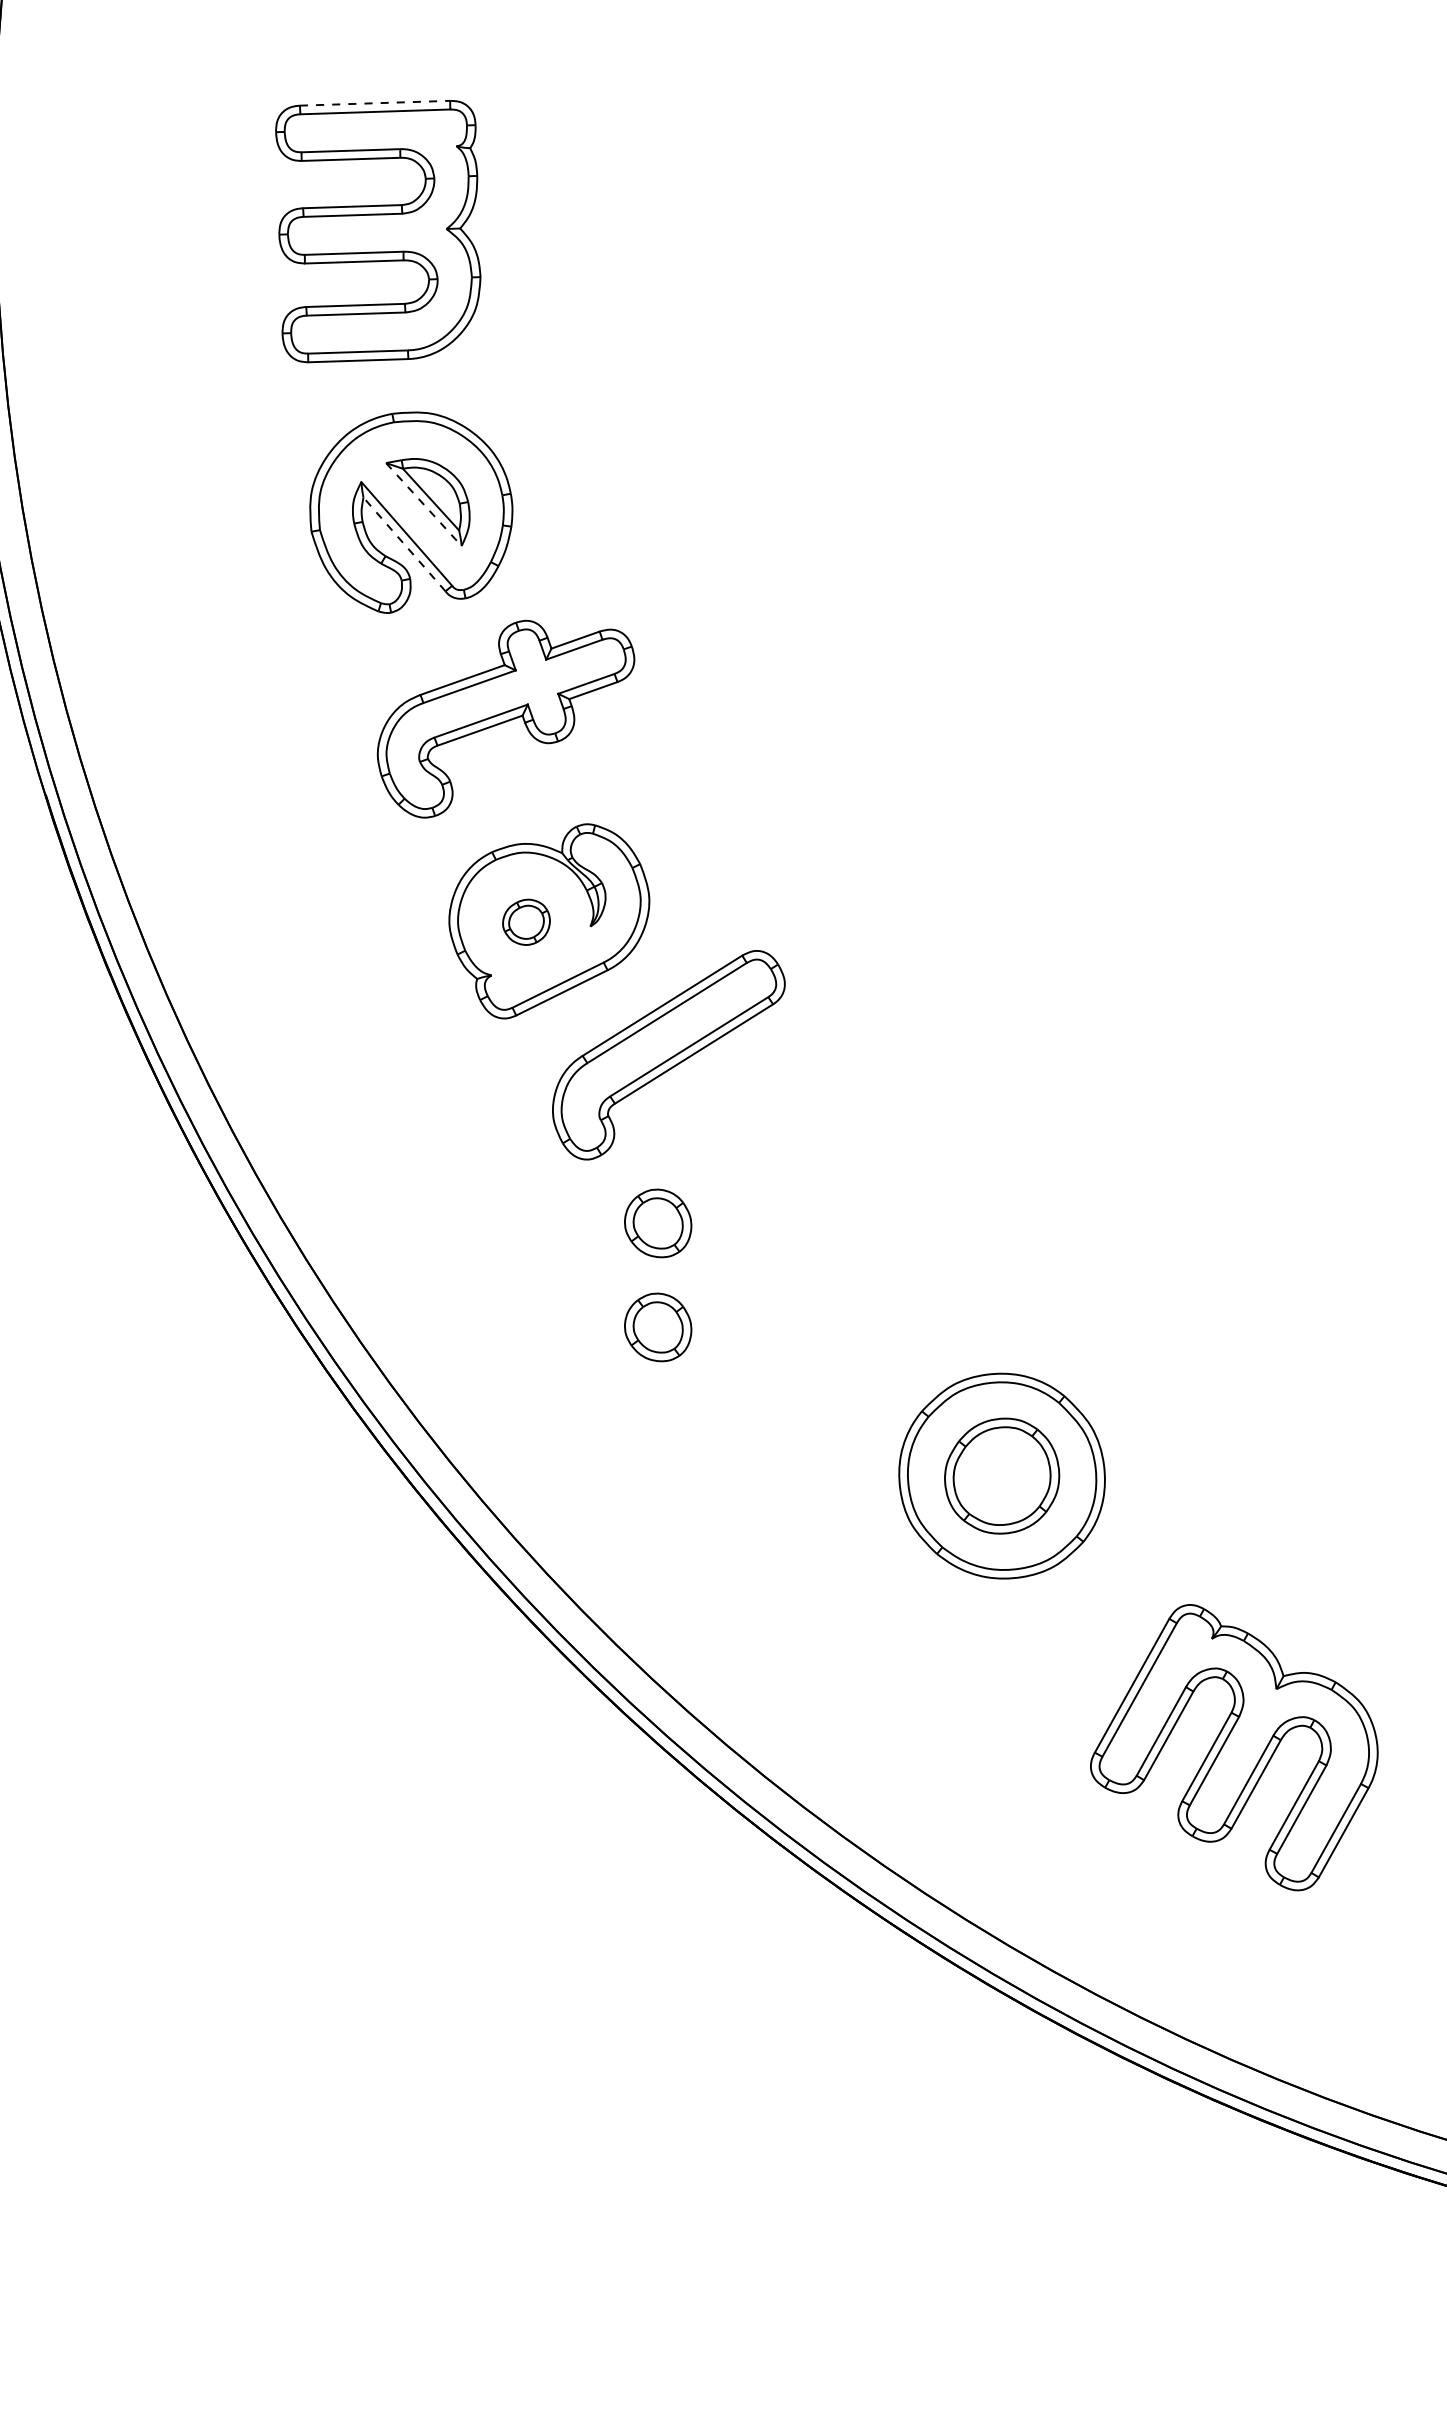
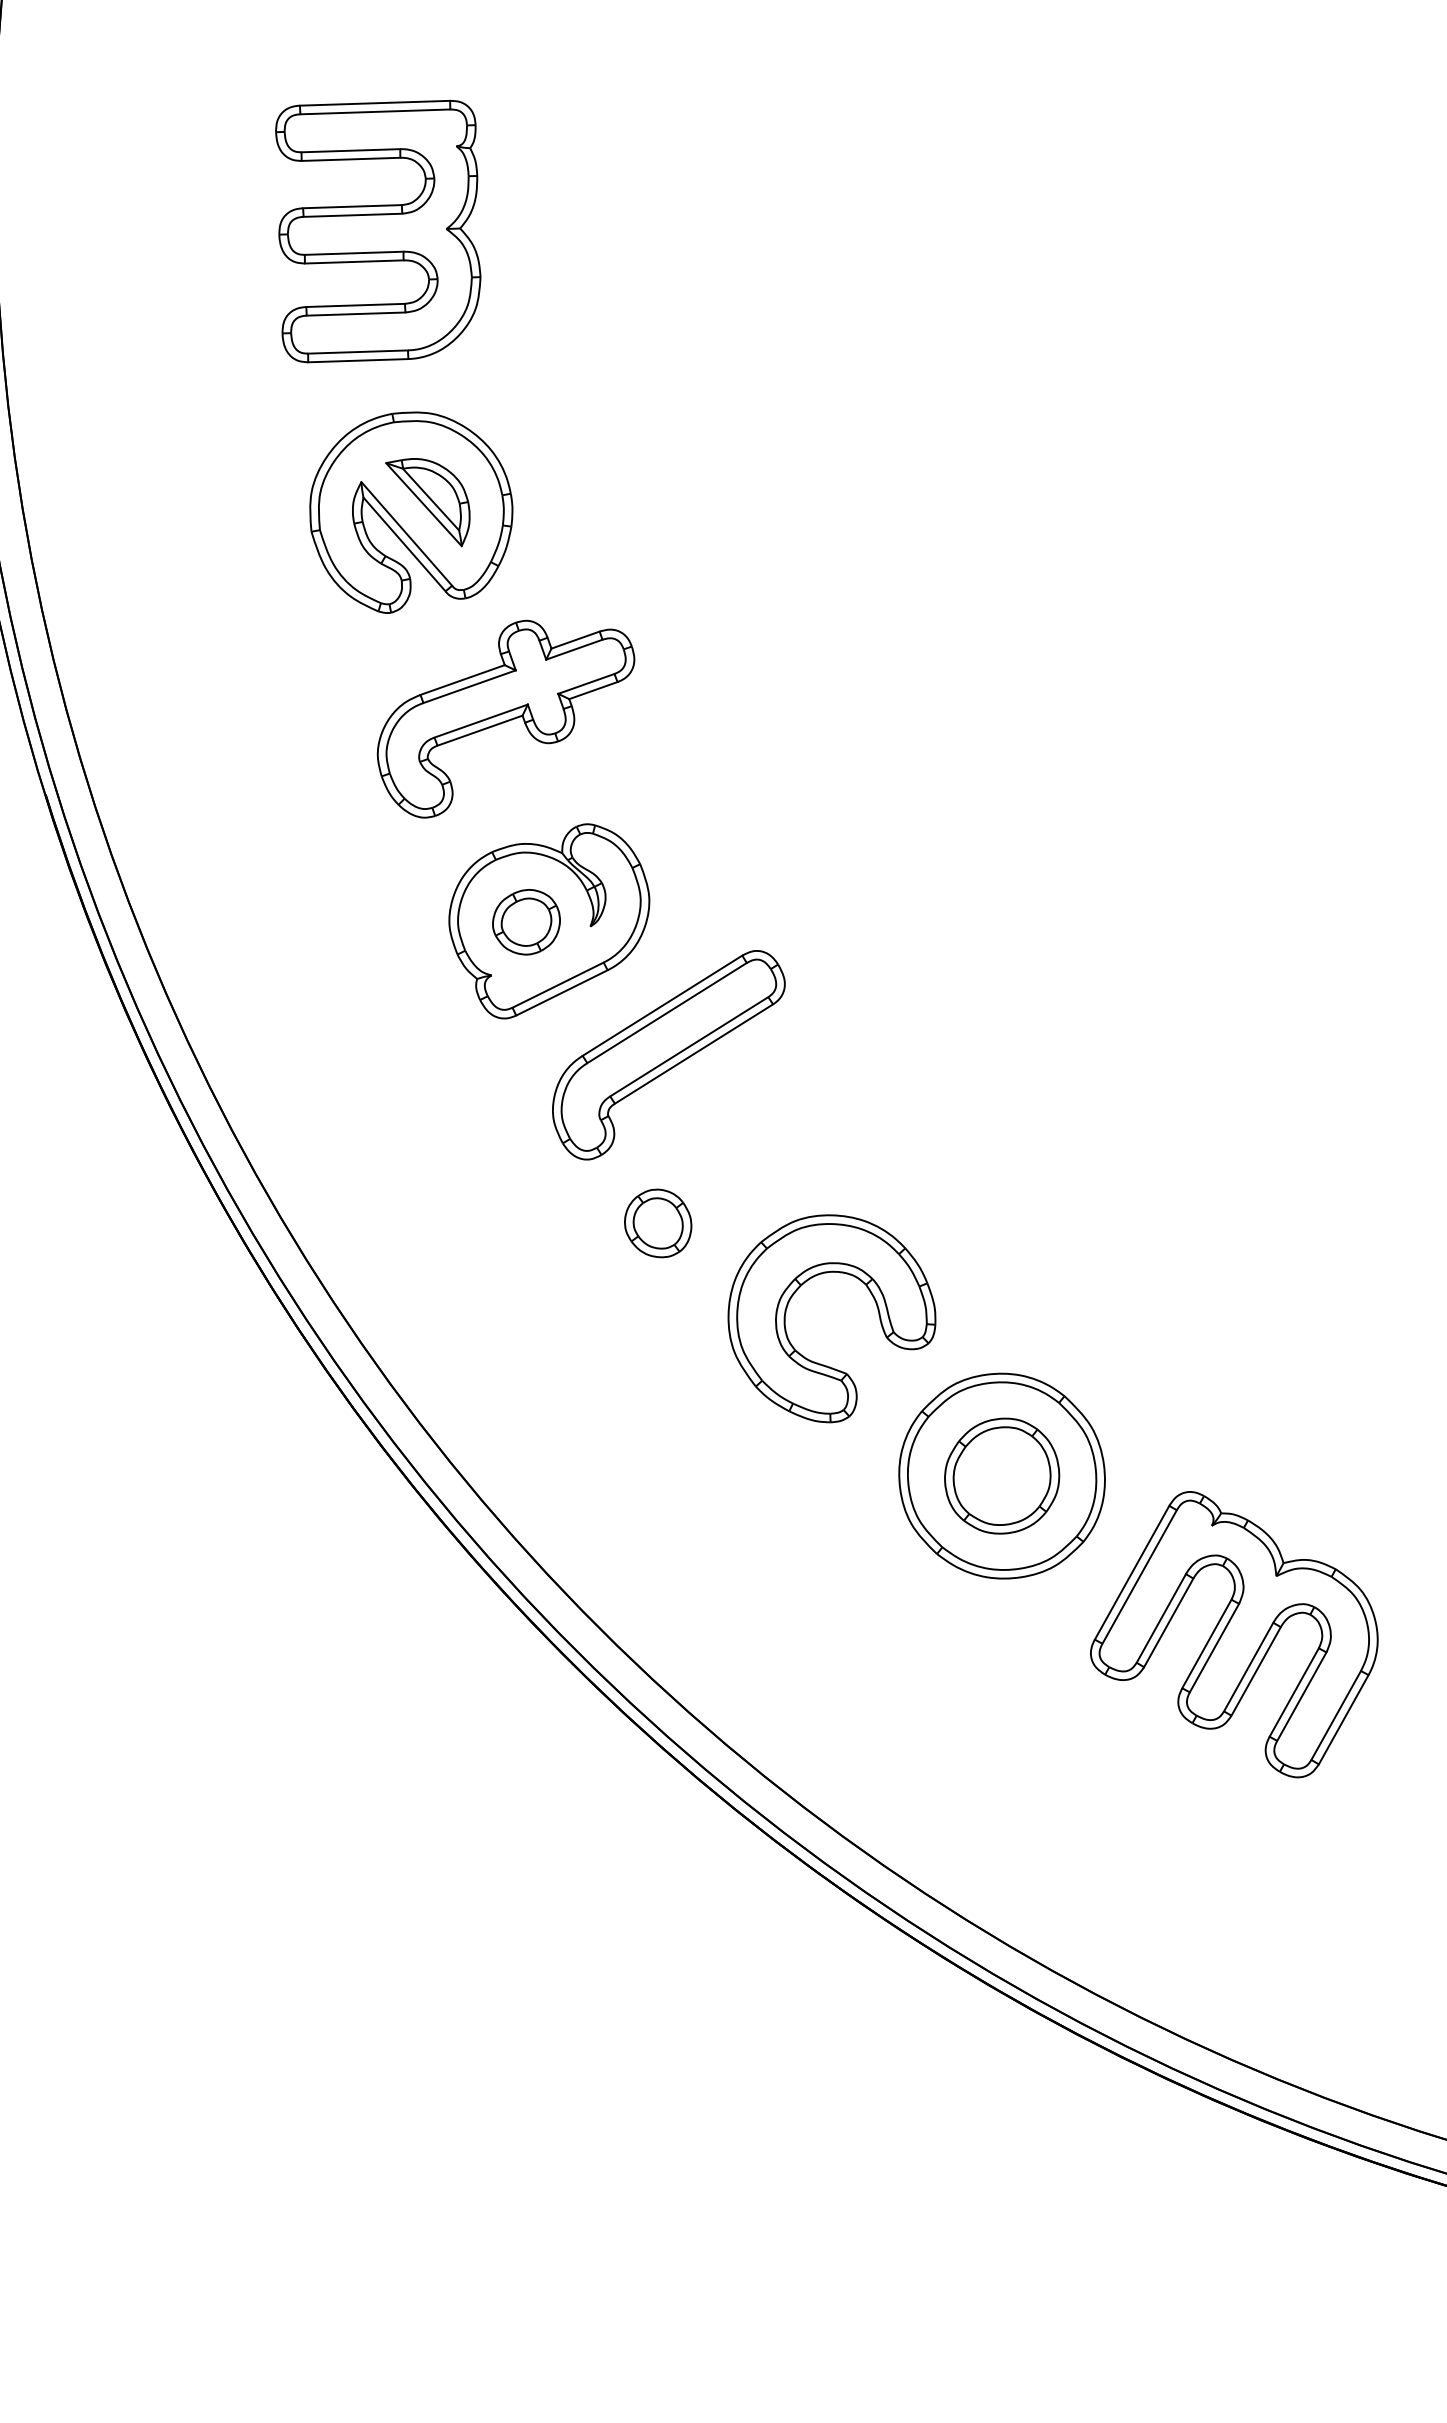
line: dashed -> solid (375, 103)
line: dashed -> solid (424, 504)
line: dashed -> solid (404, 544)
part size: 49x48 px -> 69x67 px (526, 922)
part: none -> present (806, 1282)
part: present -> none (658, 1327)
part position: (1234, 1747) -> (1234, 1634) (1234, 1634)
